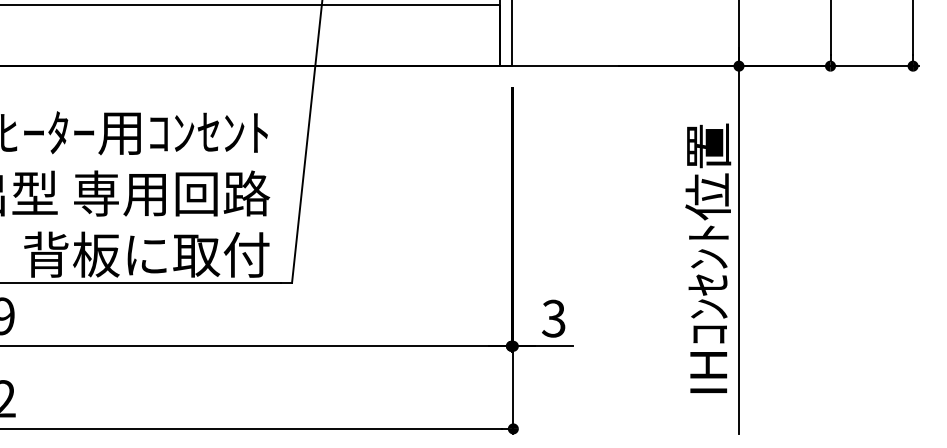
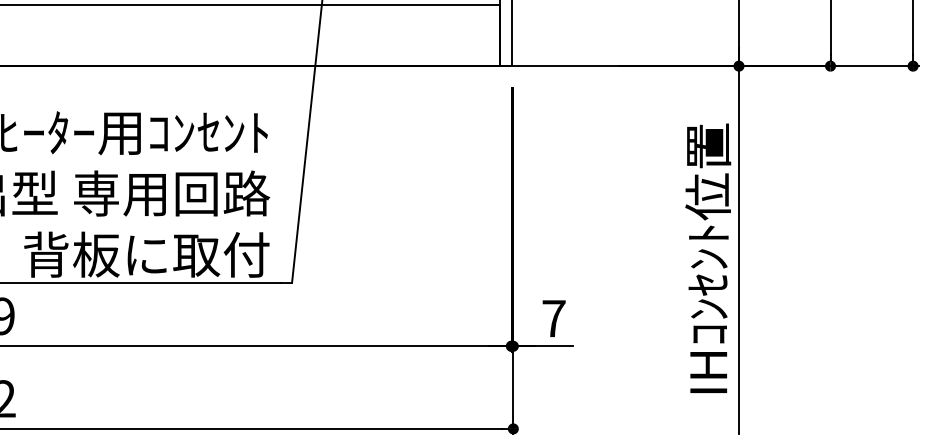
text: 3 -> 7 (553, 318)
